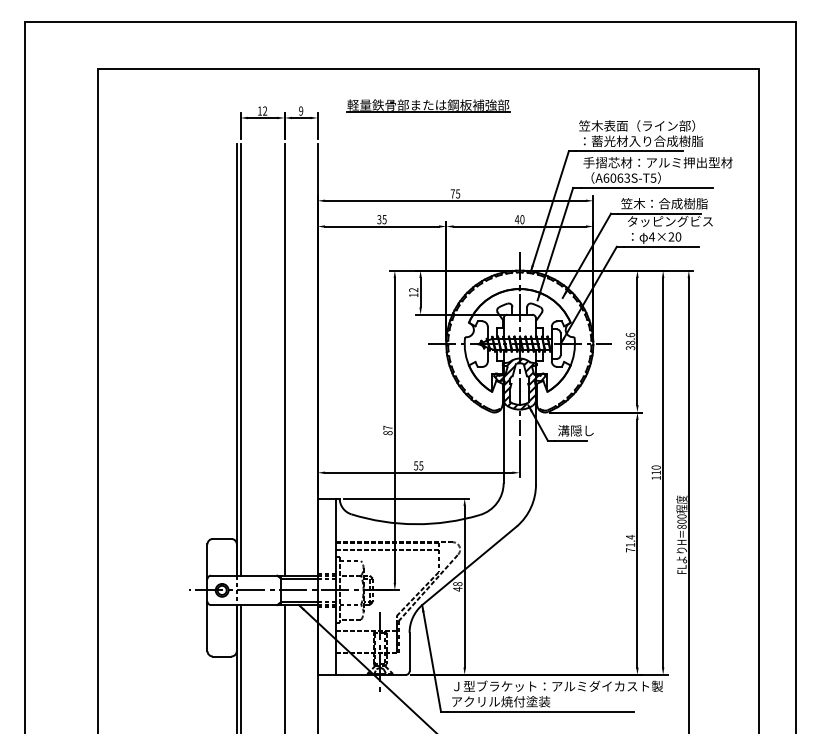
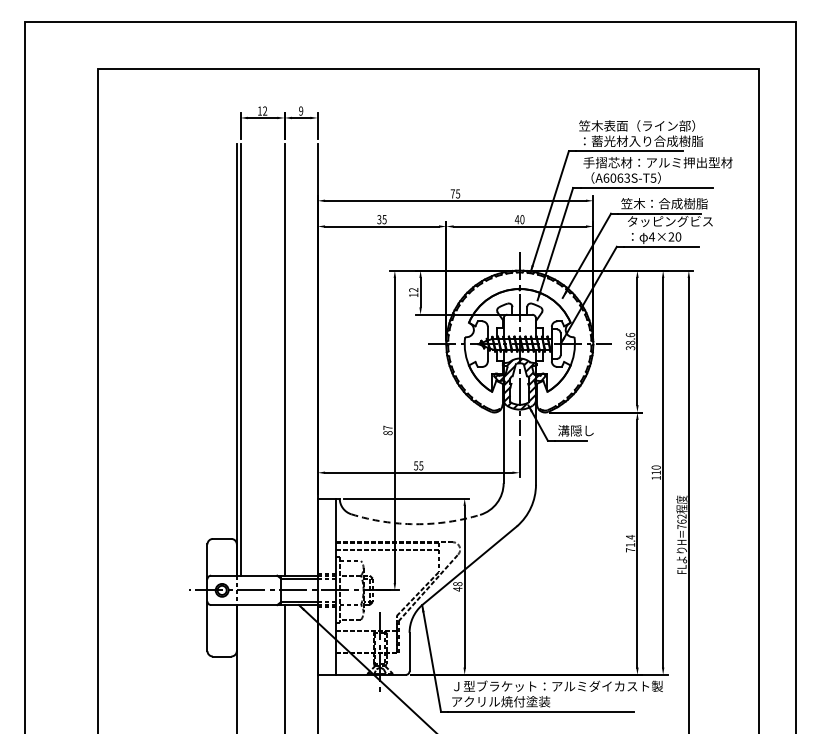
part: present -> none (428, 105)
text: 800 -> 762 (681, 521)
arc: solid -> dashed (415, 524)
line: present -> none (240, 667)
